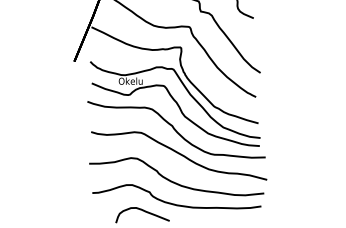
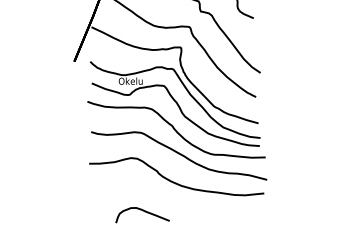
curve: present -> none (174, 203)
